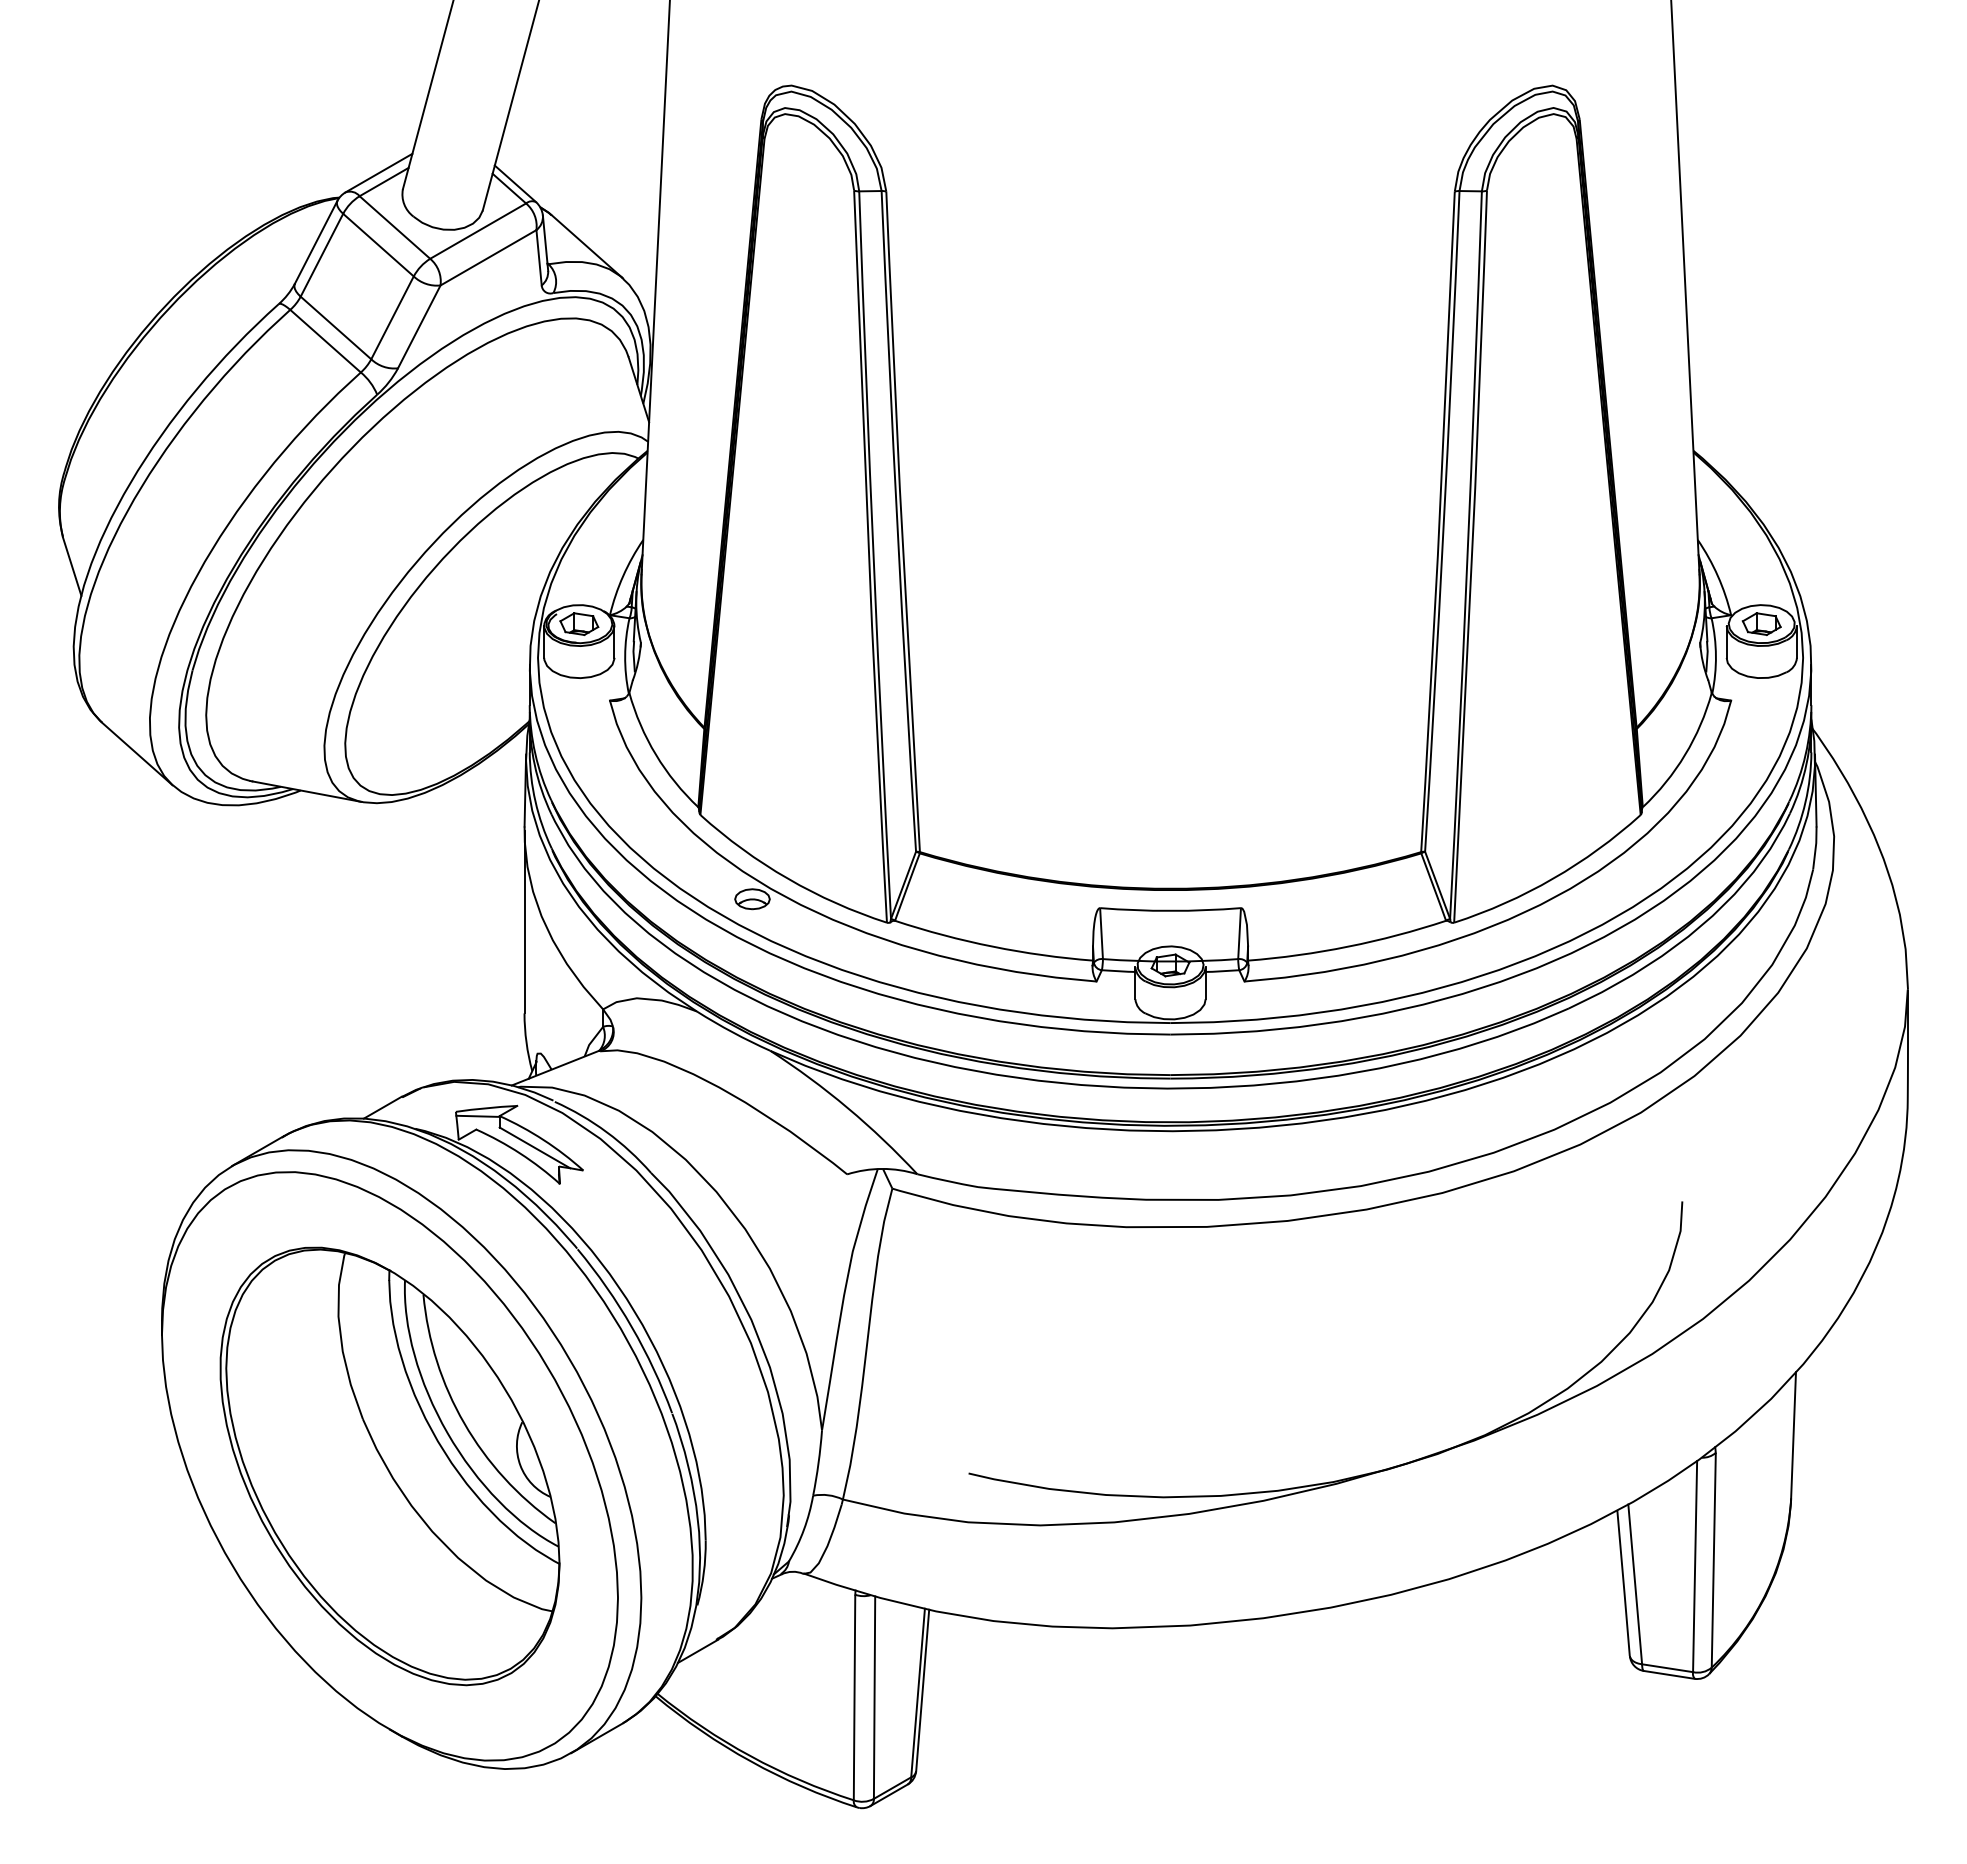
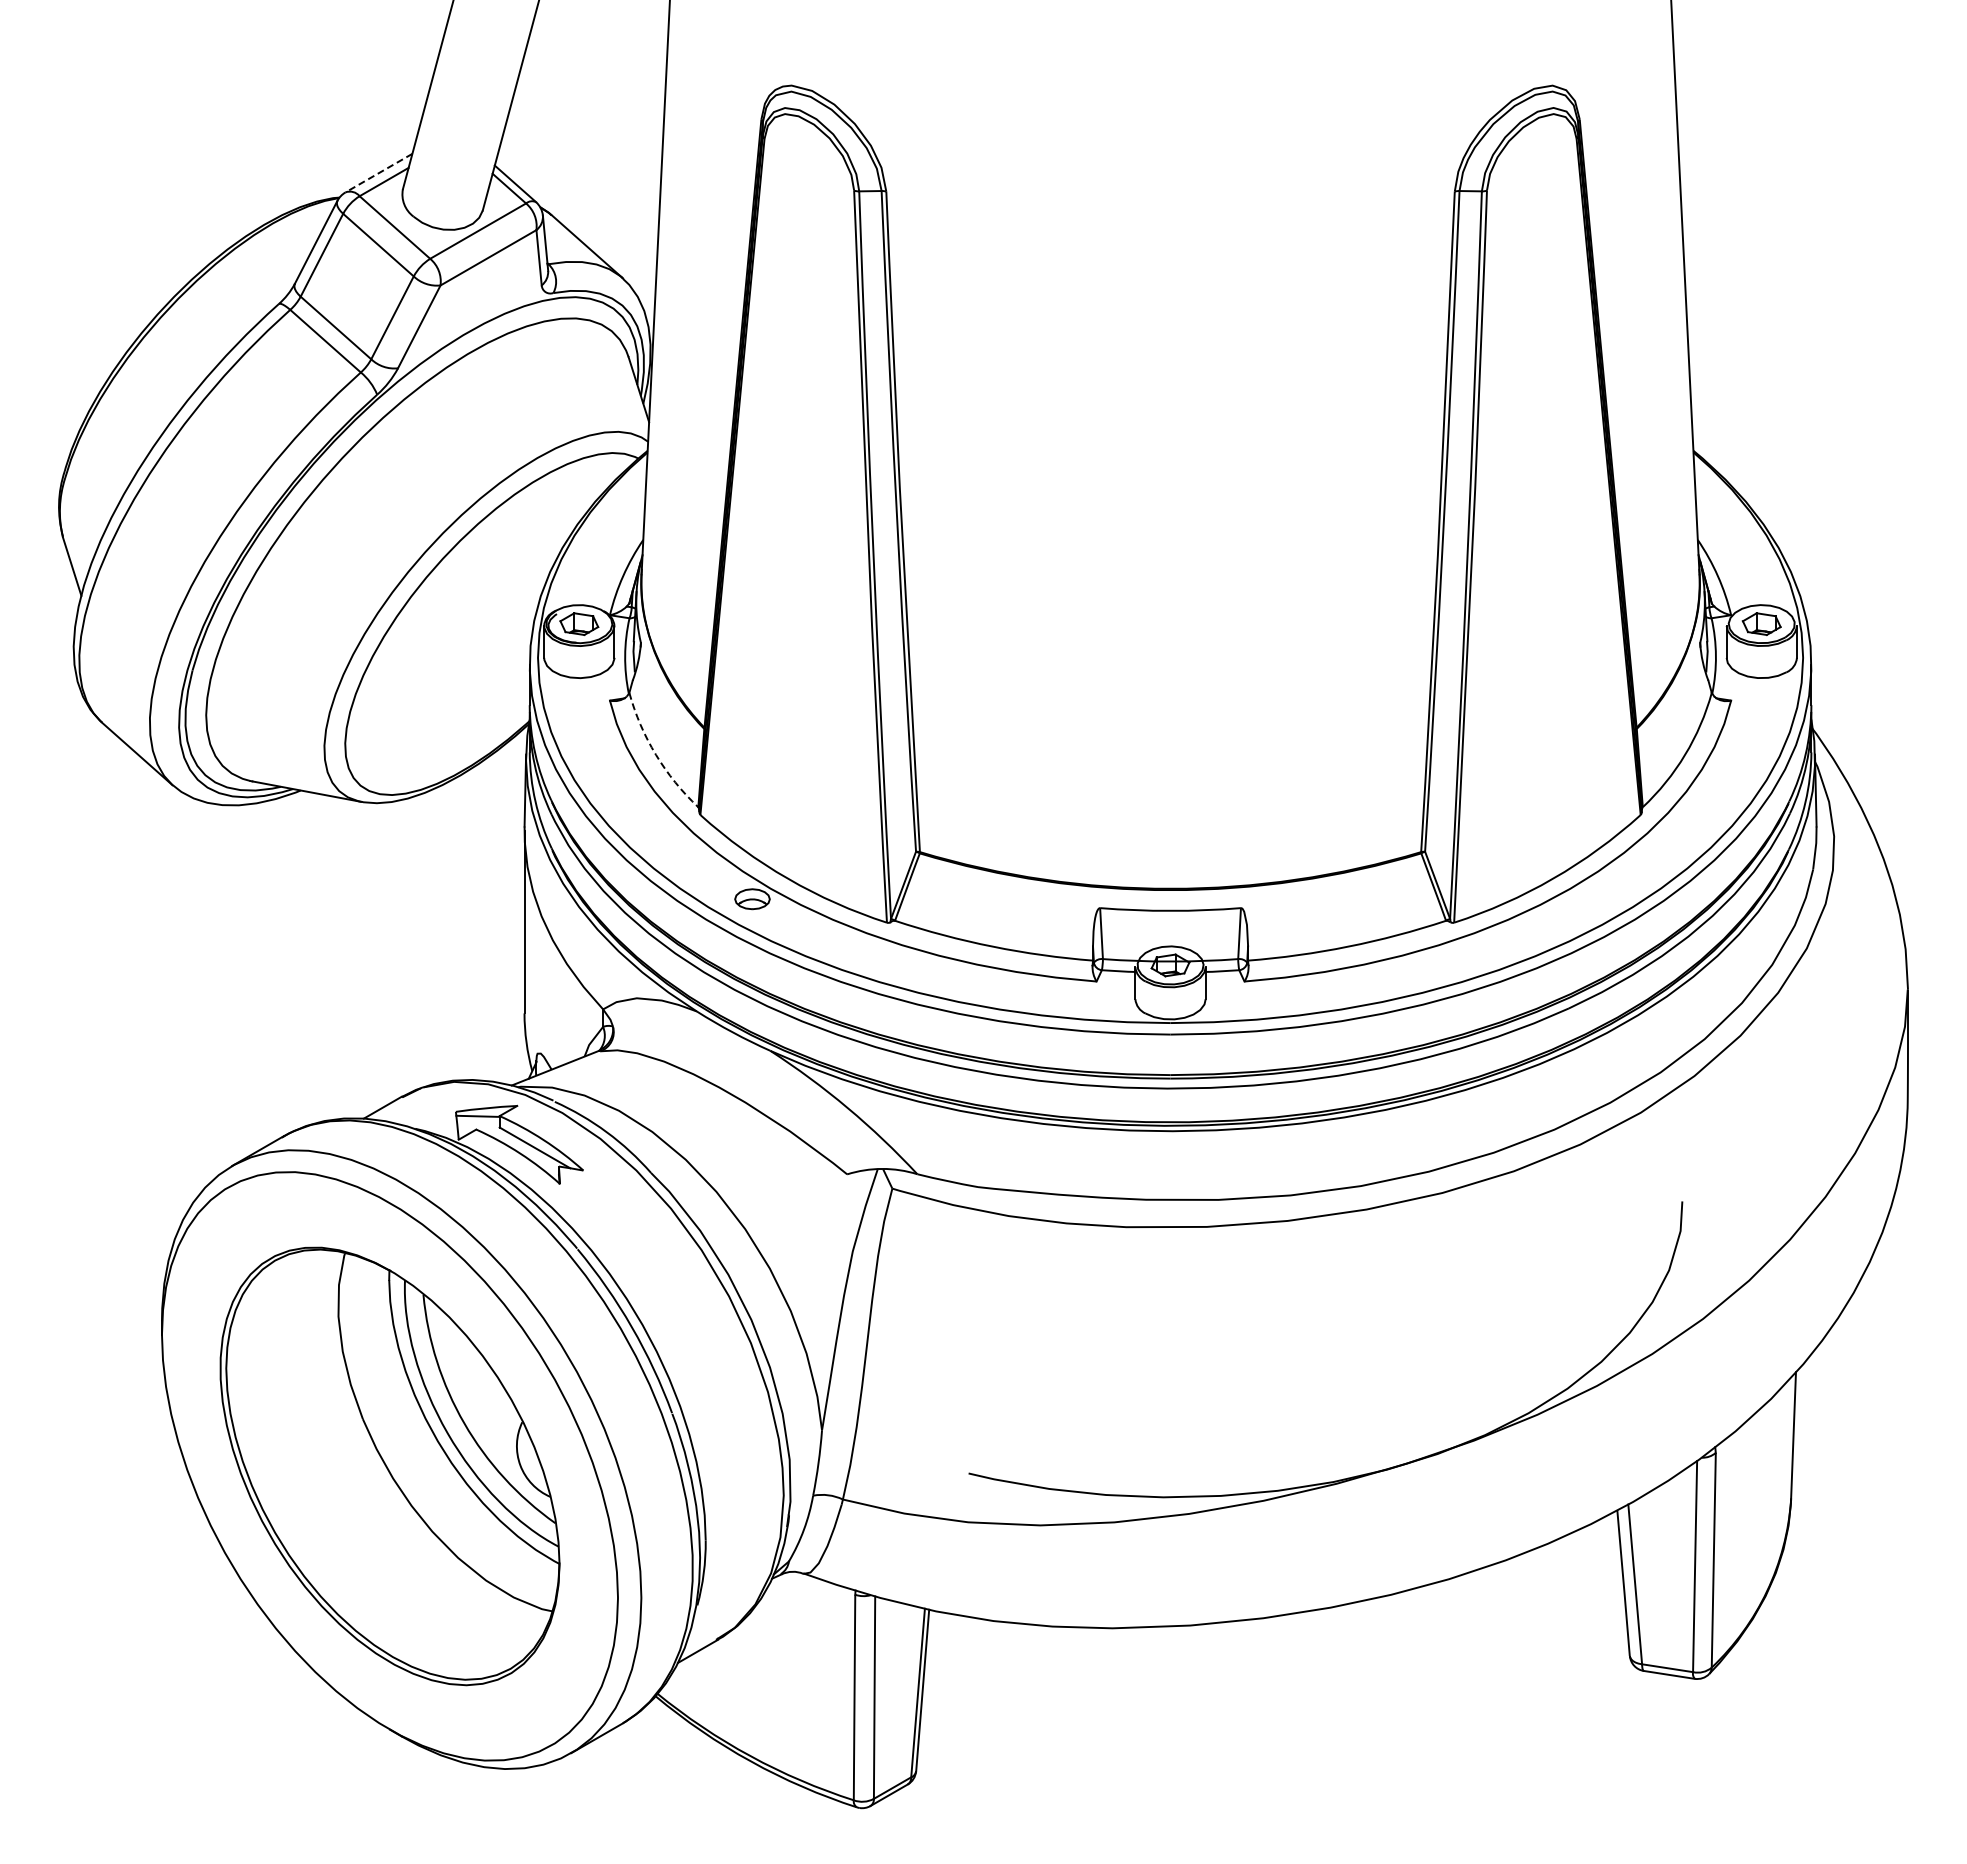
line: solid -> dashed (378, 173)
arc: solid -> dashed (655, 754)
